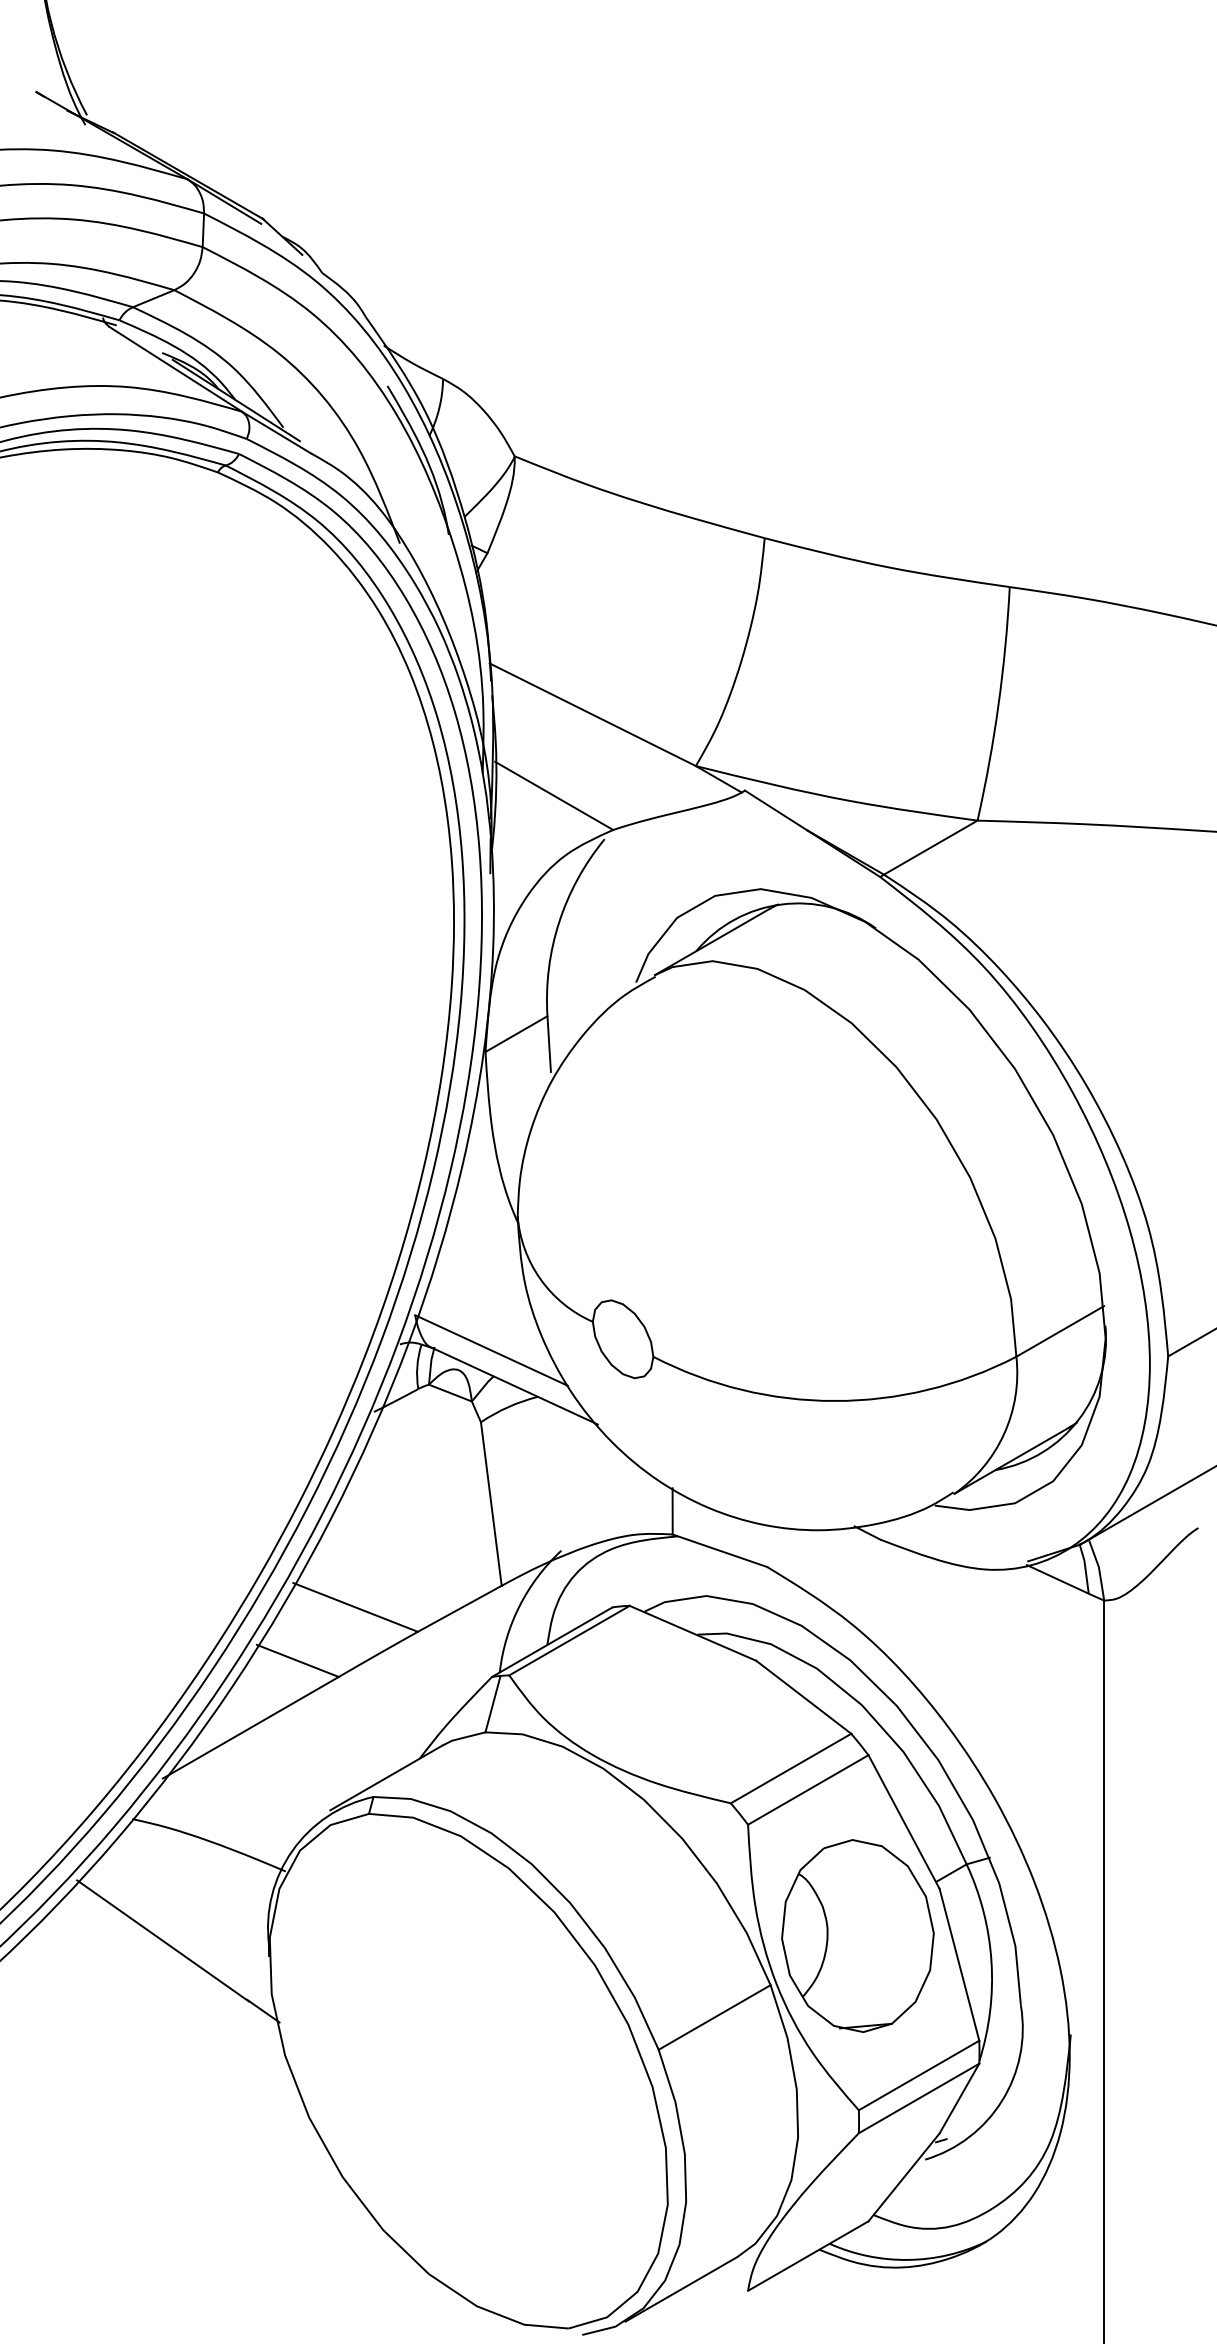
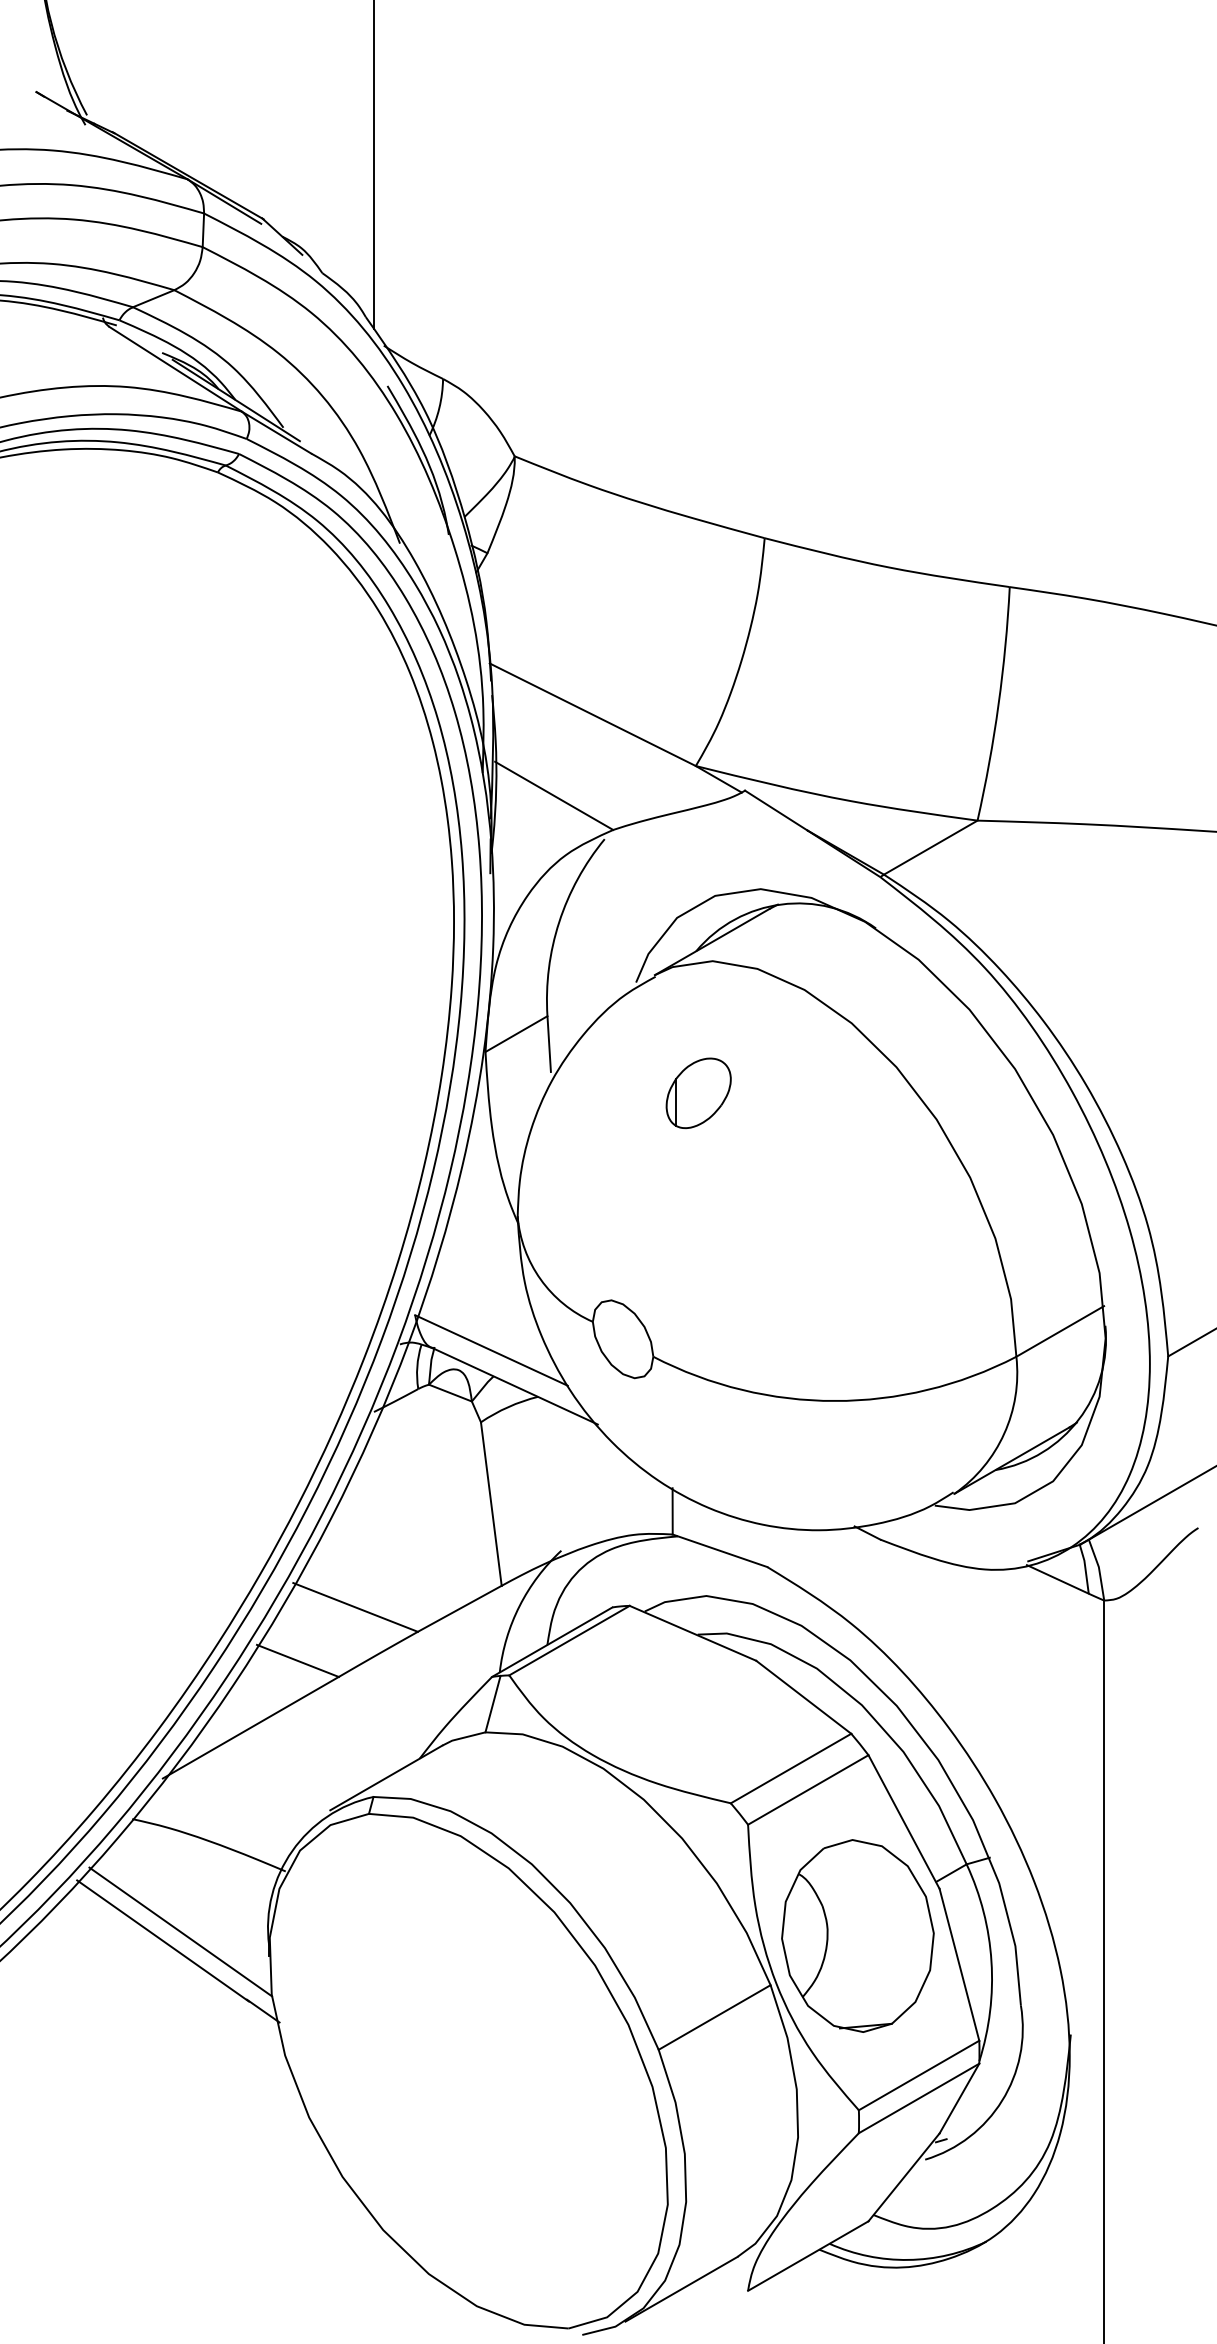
line: none -> present (373, 165)
part: none -> present (698, 1093)
line: none -> present (180, 1931)
